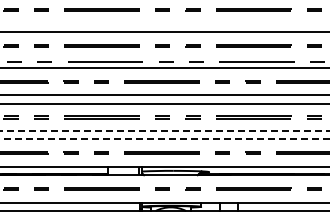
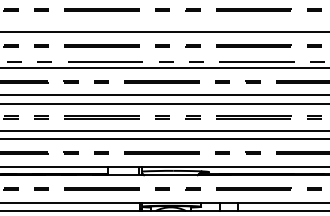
line: dashed -> solid (164, 131)
line: dashed -> solid (165, 139)
